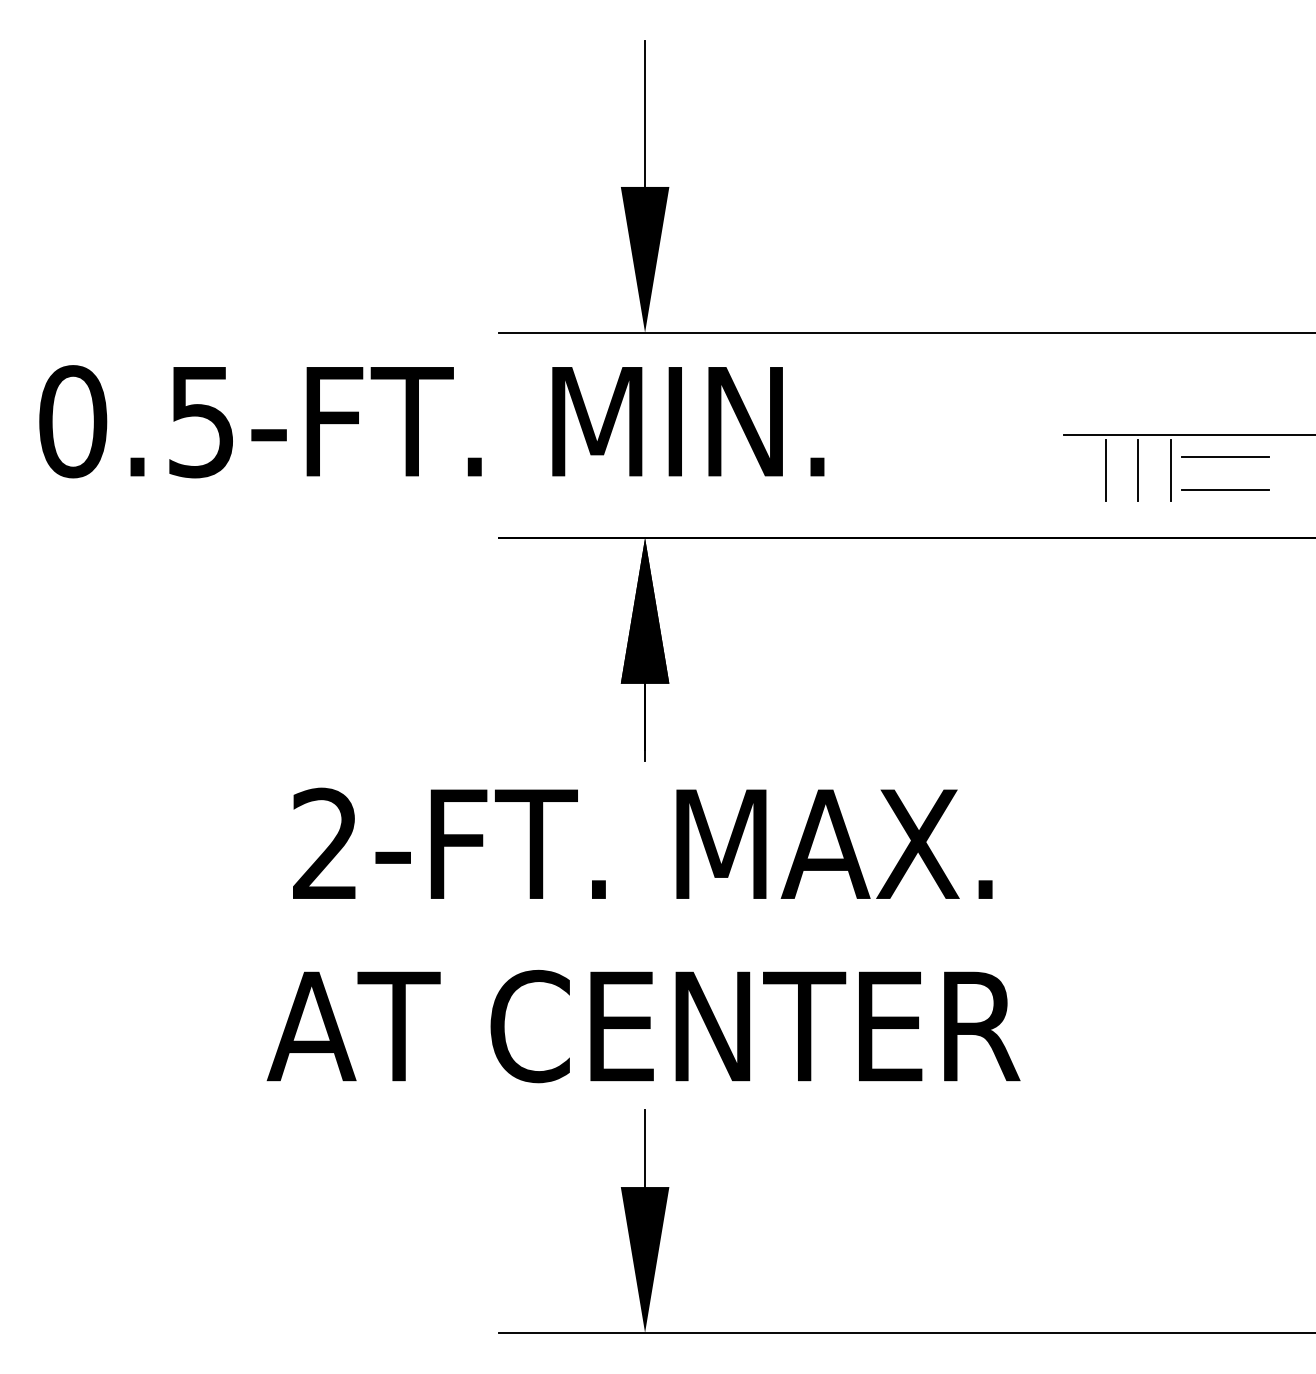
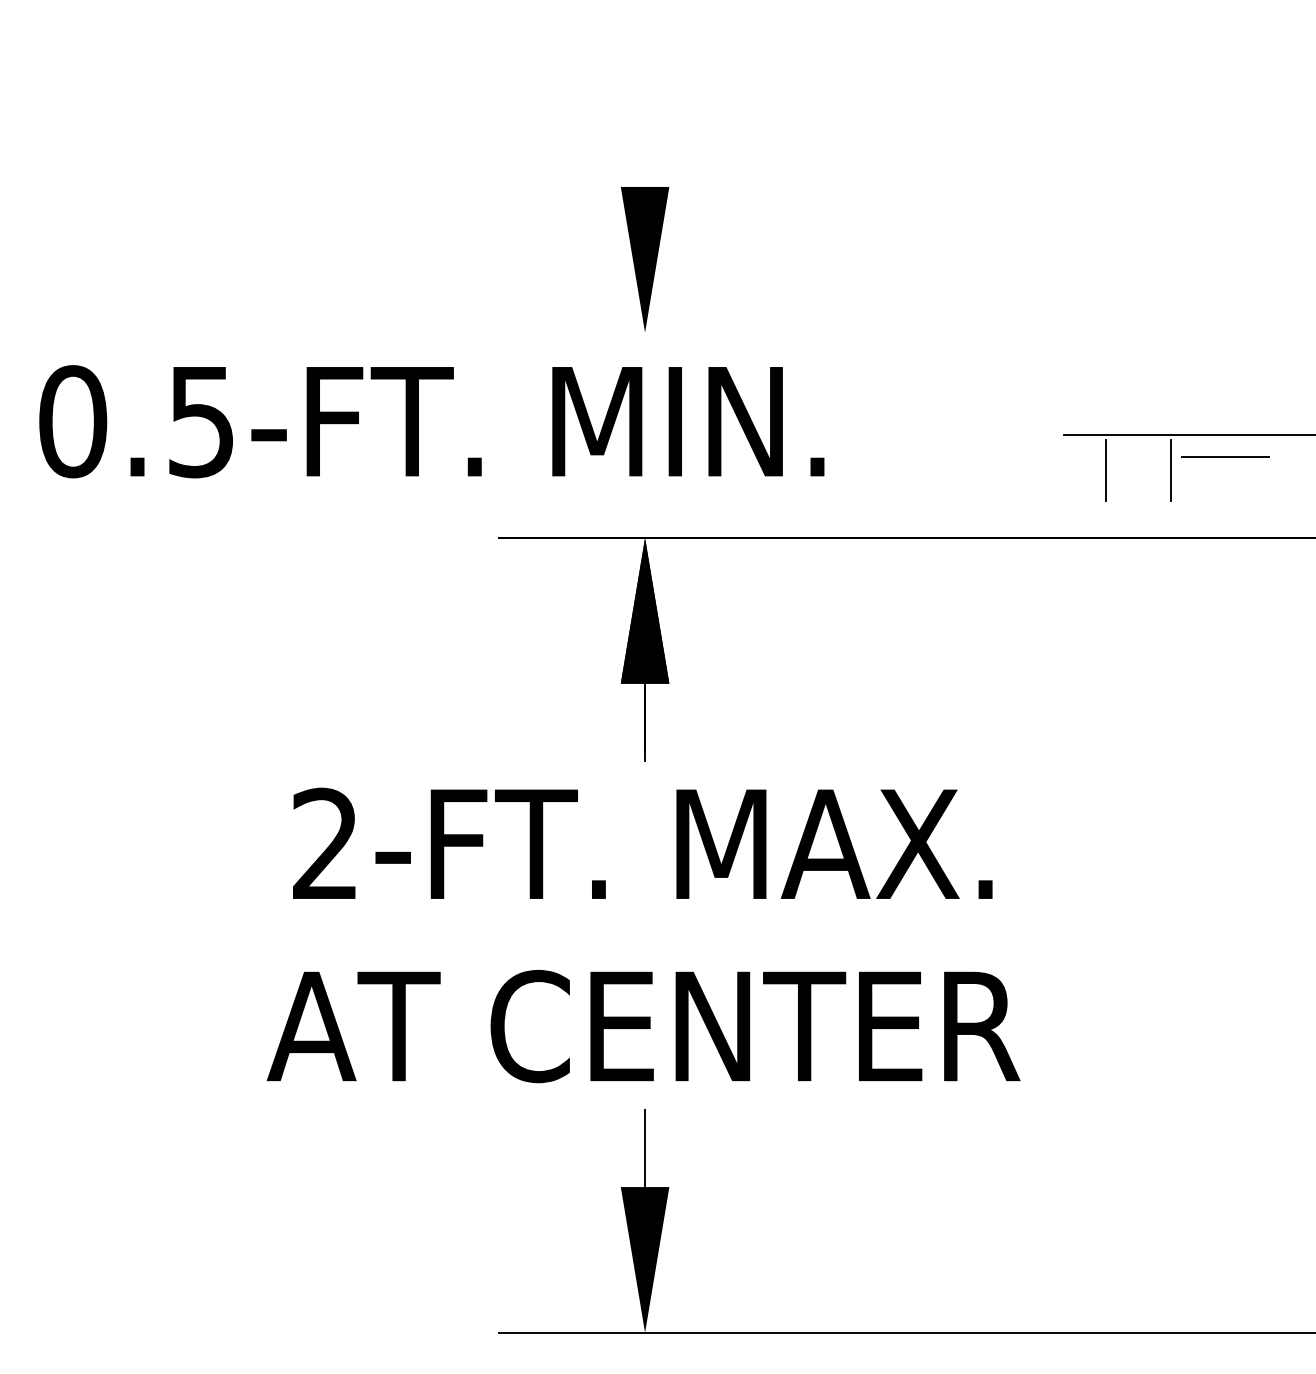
line: present -> none (645, 113)
line: present -> none (905, 332)
line: present -> none (1138, 470)
line: present -> none (1225, 489)
